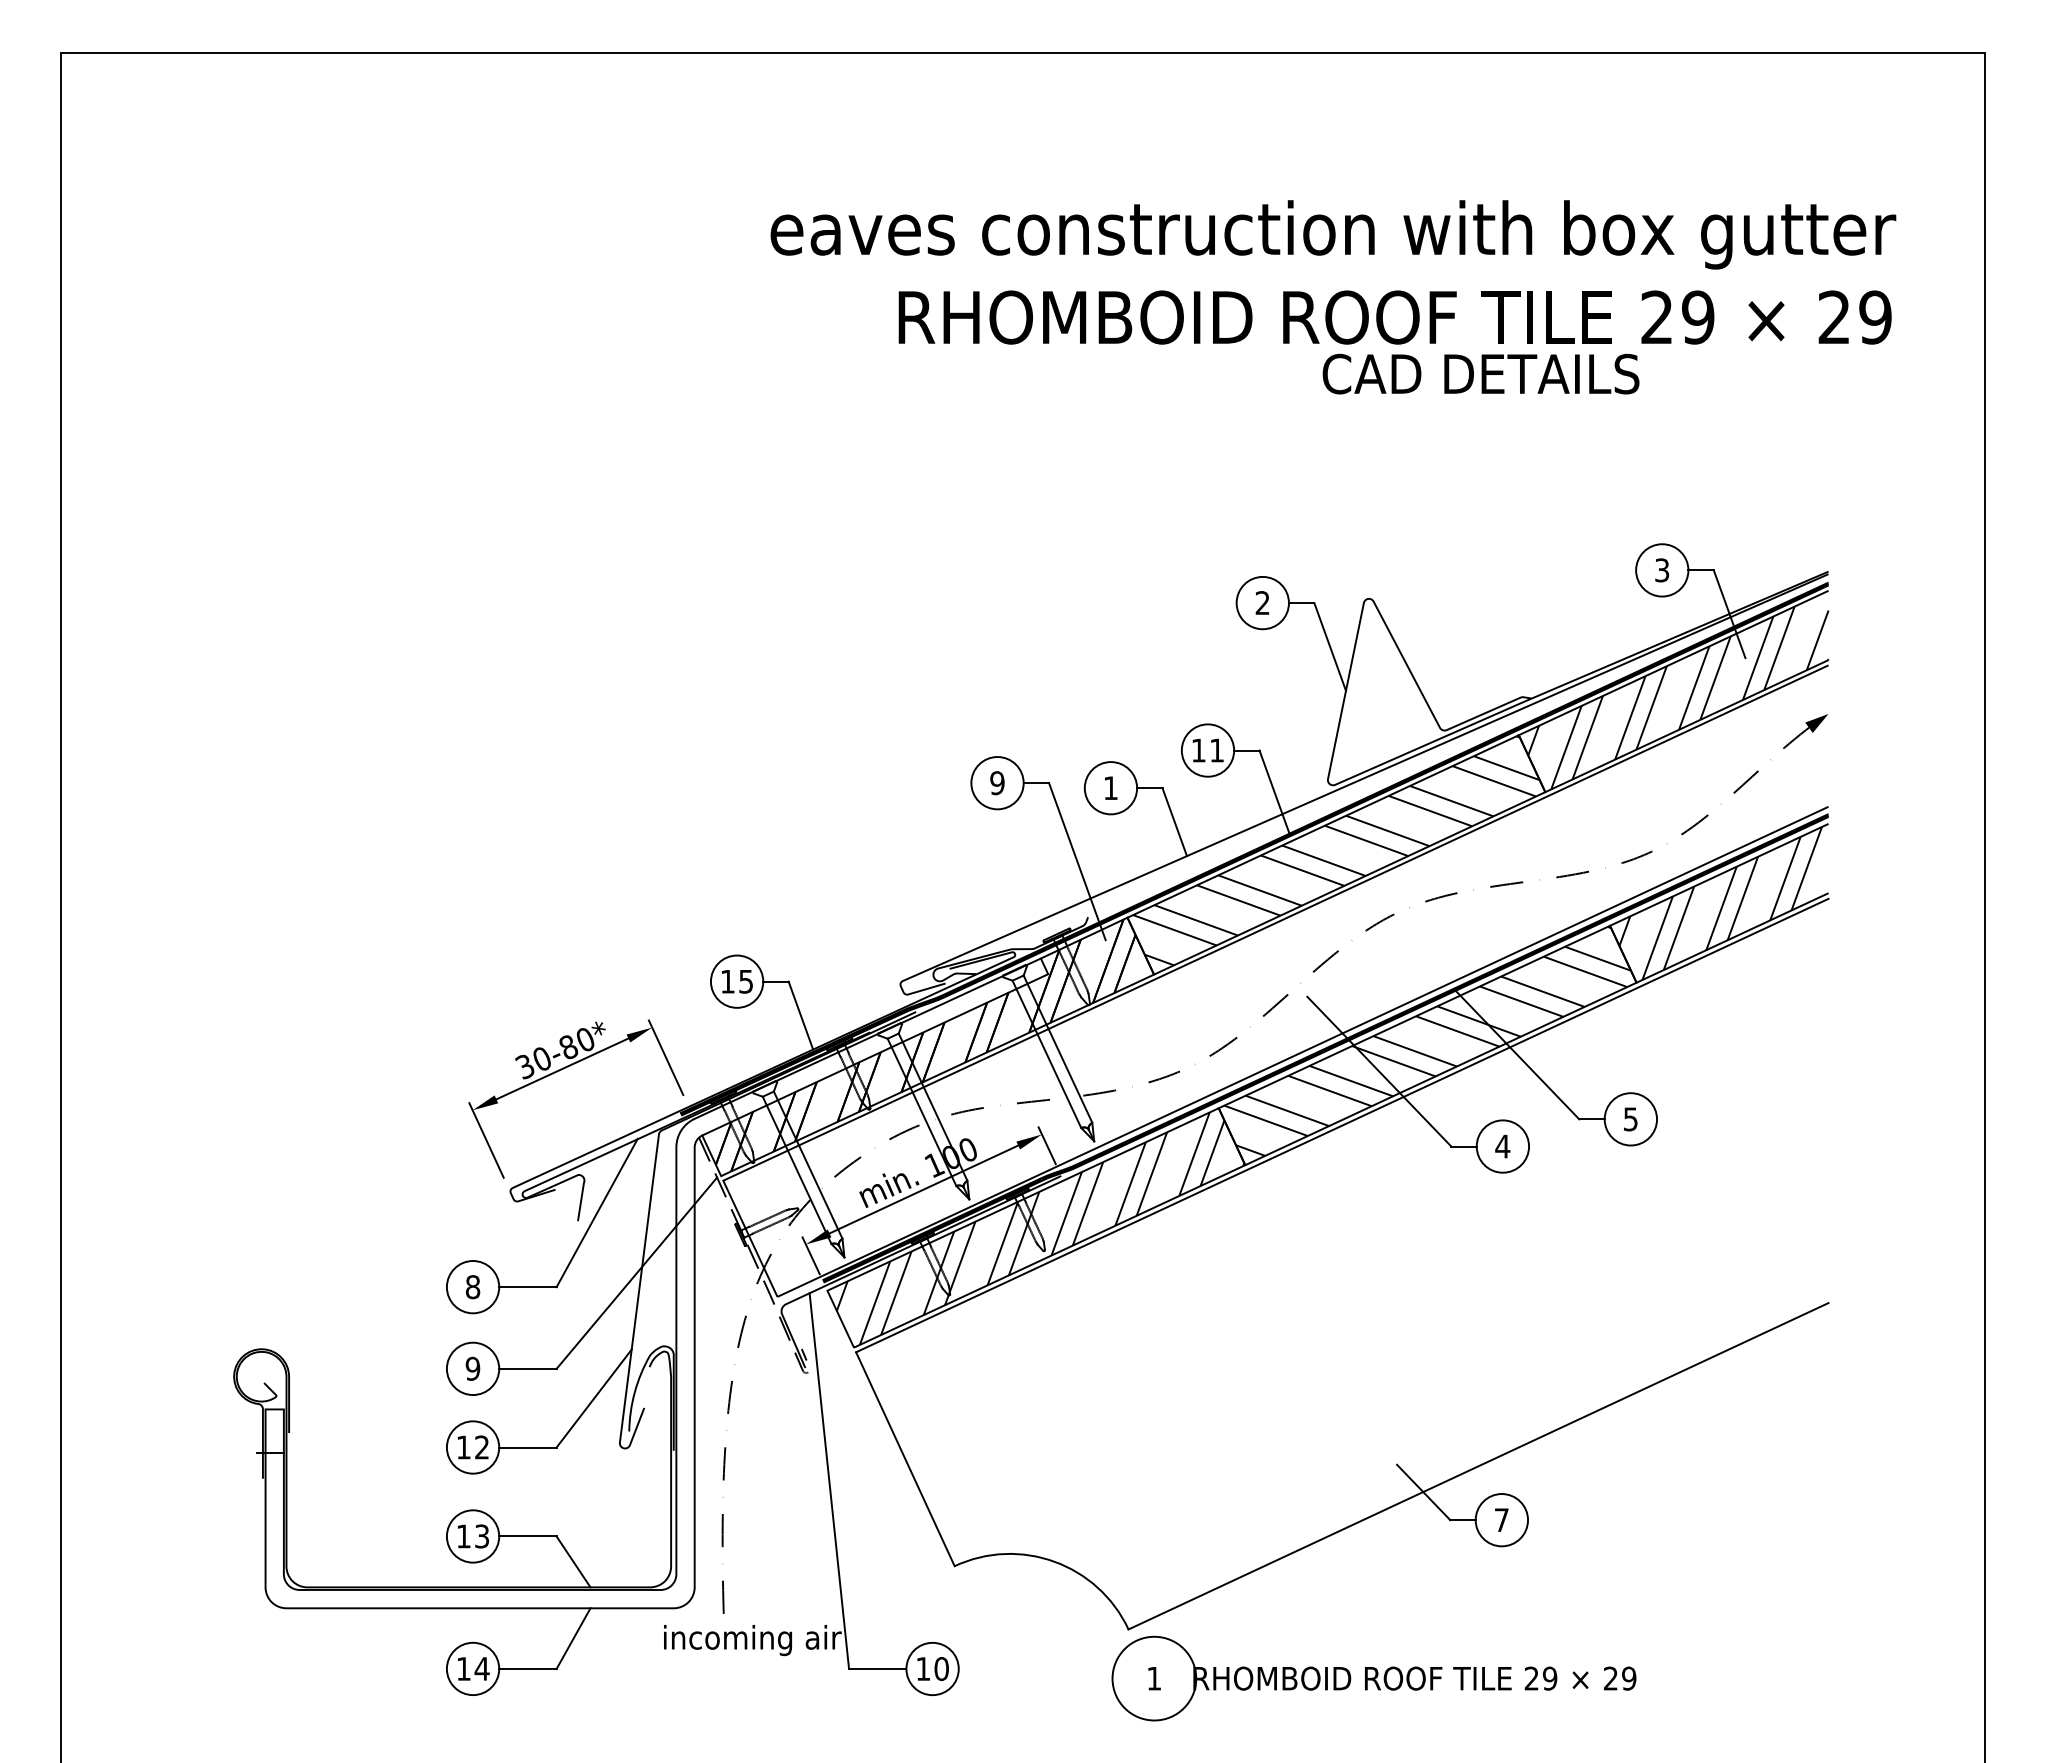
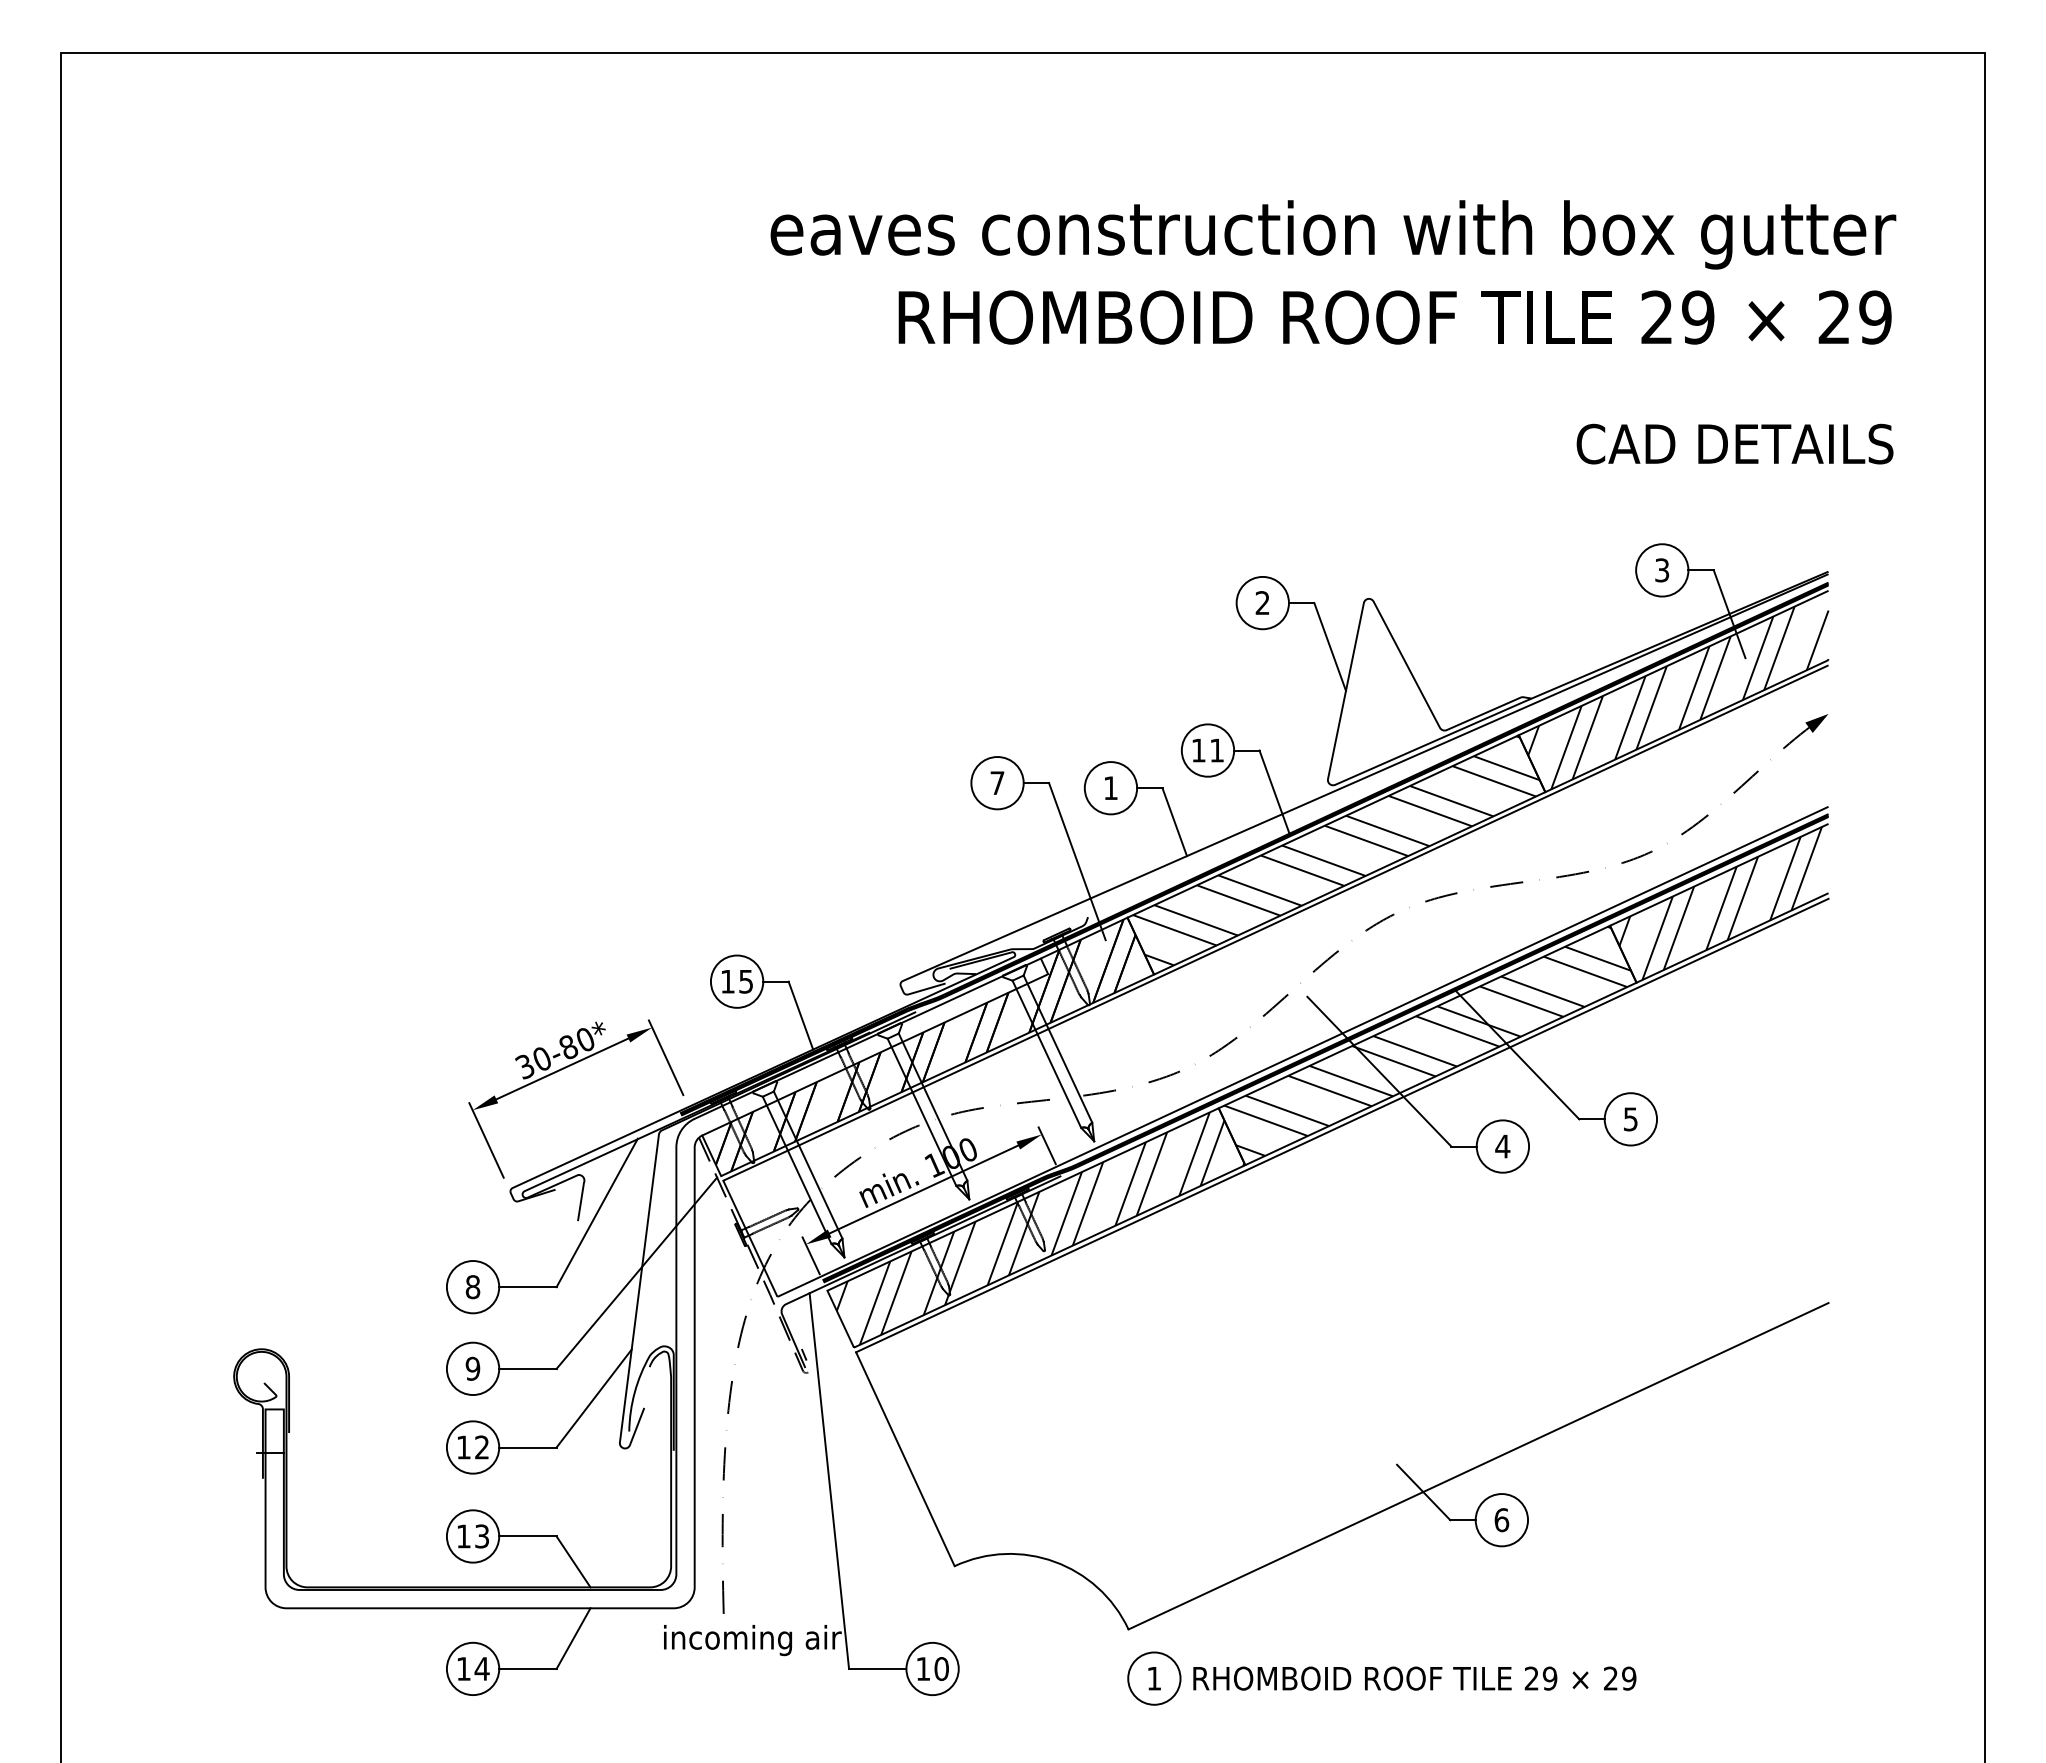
text position: (1480, 373) -> (1734, 443) (1734, 443)
text: 9 -> 7 (997, 783)
text: 7 -> 6 (1501, 1520)
circle diameter: 84 px -> 52 px (1154, 1678)
